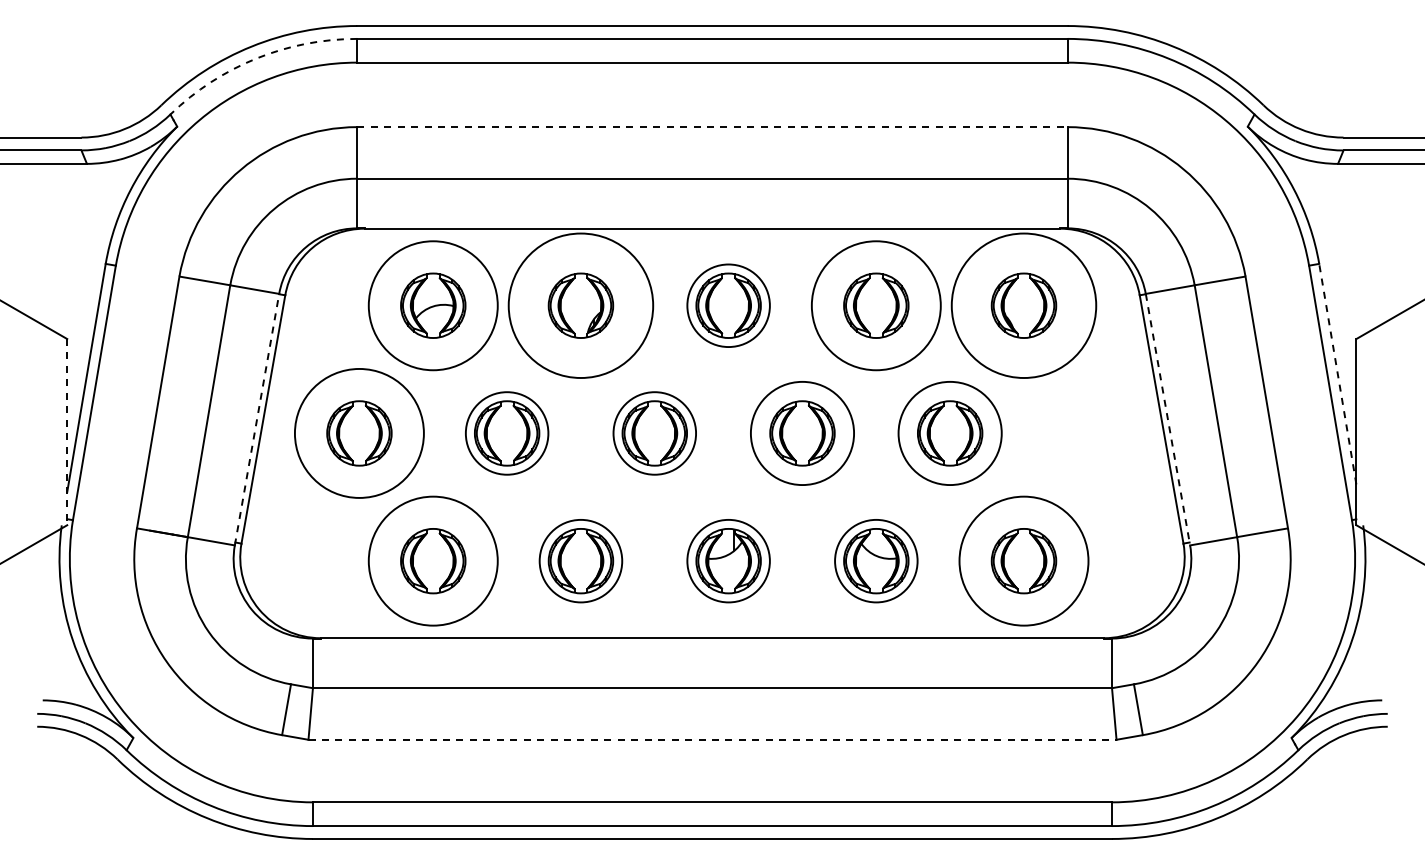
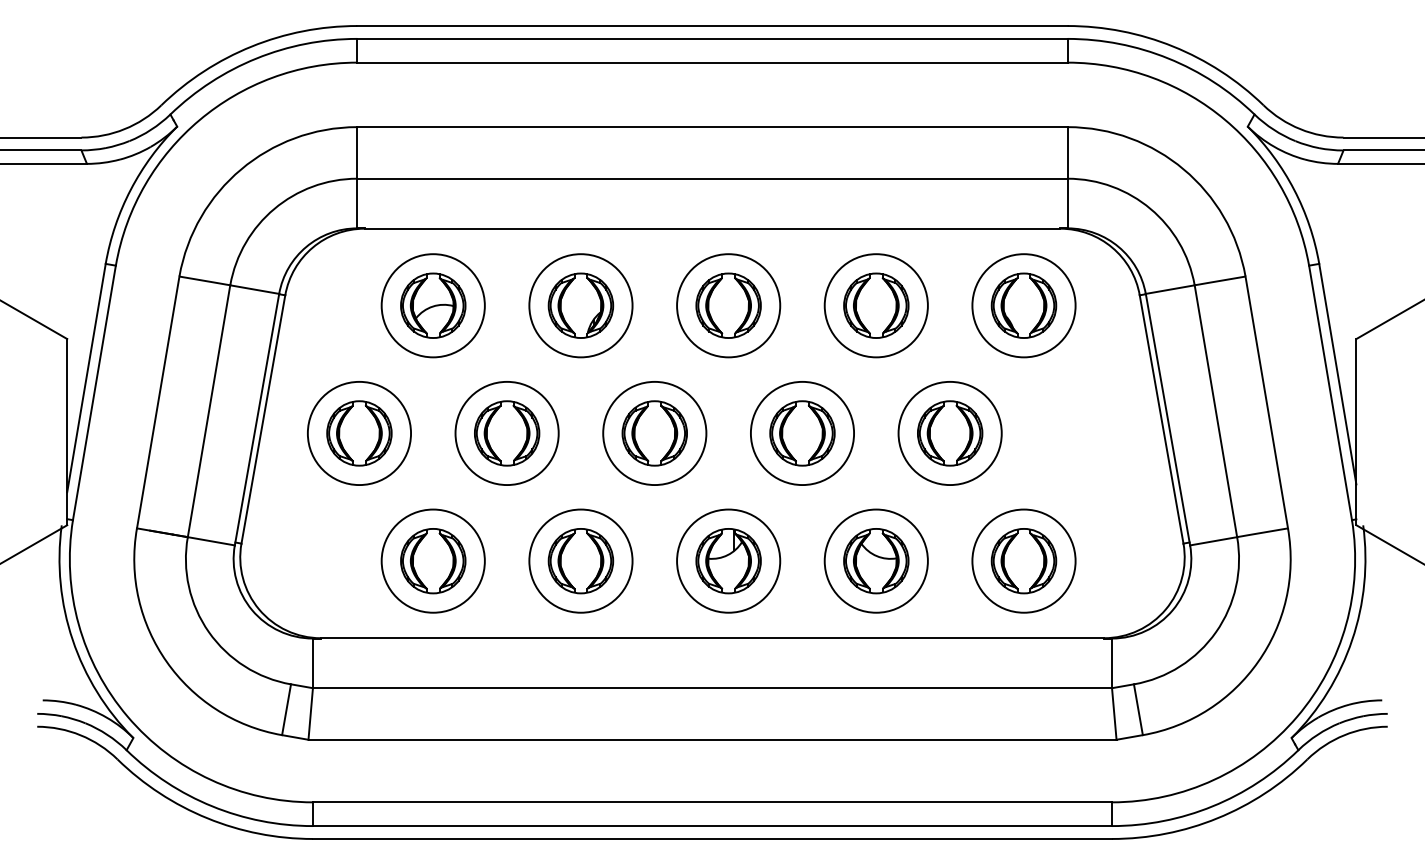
arc: dashed -> solid (256, 58)
line: dashed -> solid (712, 127)
circle diameter: 129 px -> 103 px (432, 305)
circle diameter: 144 px -> 103 px (580, 305)
circle diameter: 83 px -> 103 px (728, 305)
circle diameter: 129 px -> 103 px (875, 305)
circle diameter: 144 px -> 103 px (1023, 305)
line: dashed -> solid (1337, 374)
line: dashed -> solid (257, 419)
line: dashed -> solid (1167, 419)
line: dashed -> solid (67, 432)
circle diameter: 129 px -> 103 px (359, 433)
circle diameter: 83 px -> 103 px (506, 433)
circle diameter: 83 px -> 103 px (654, 433)
circle diameter: 129 px -> 103 px (432, 560)
circle diameter: 83 px -> 103 px (580, 560)
circle diameter: 83 px -> 103 px (728, 560)
circle diameter: 83 px -> 103 px (875, 560)
circle diameter: 129 px -> 103 px (1023, 560)
line: dashed -> solid (713, 739)
